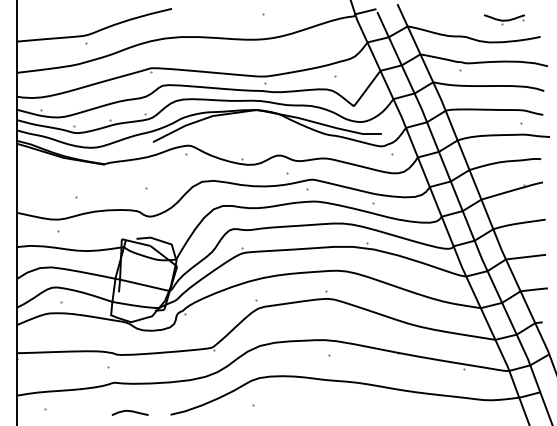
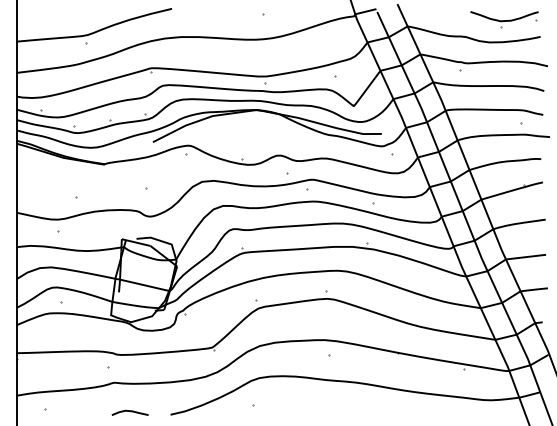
part size: 41x12 px -> 69x18 px (504, 19)
